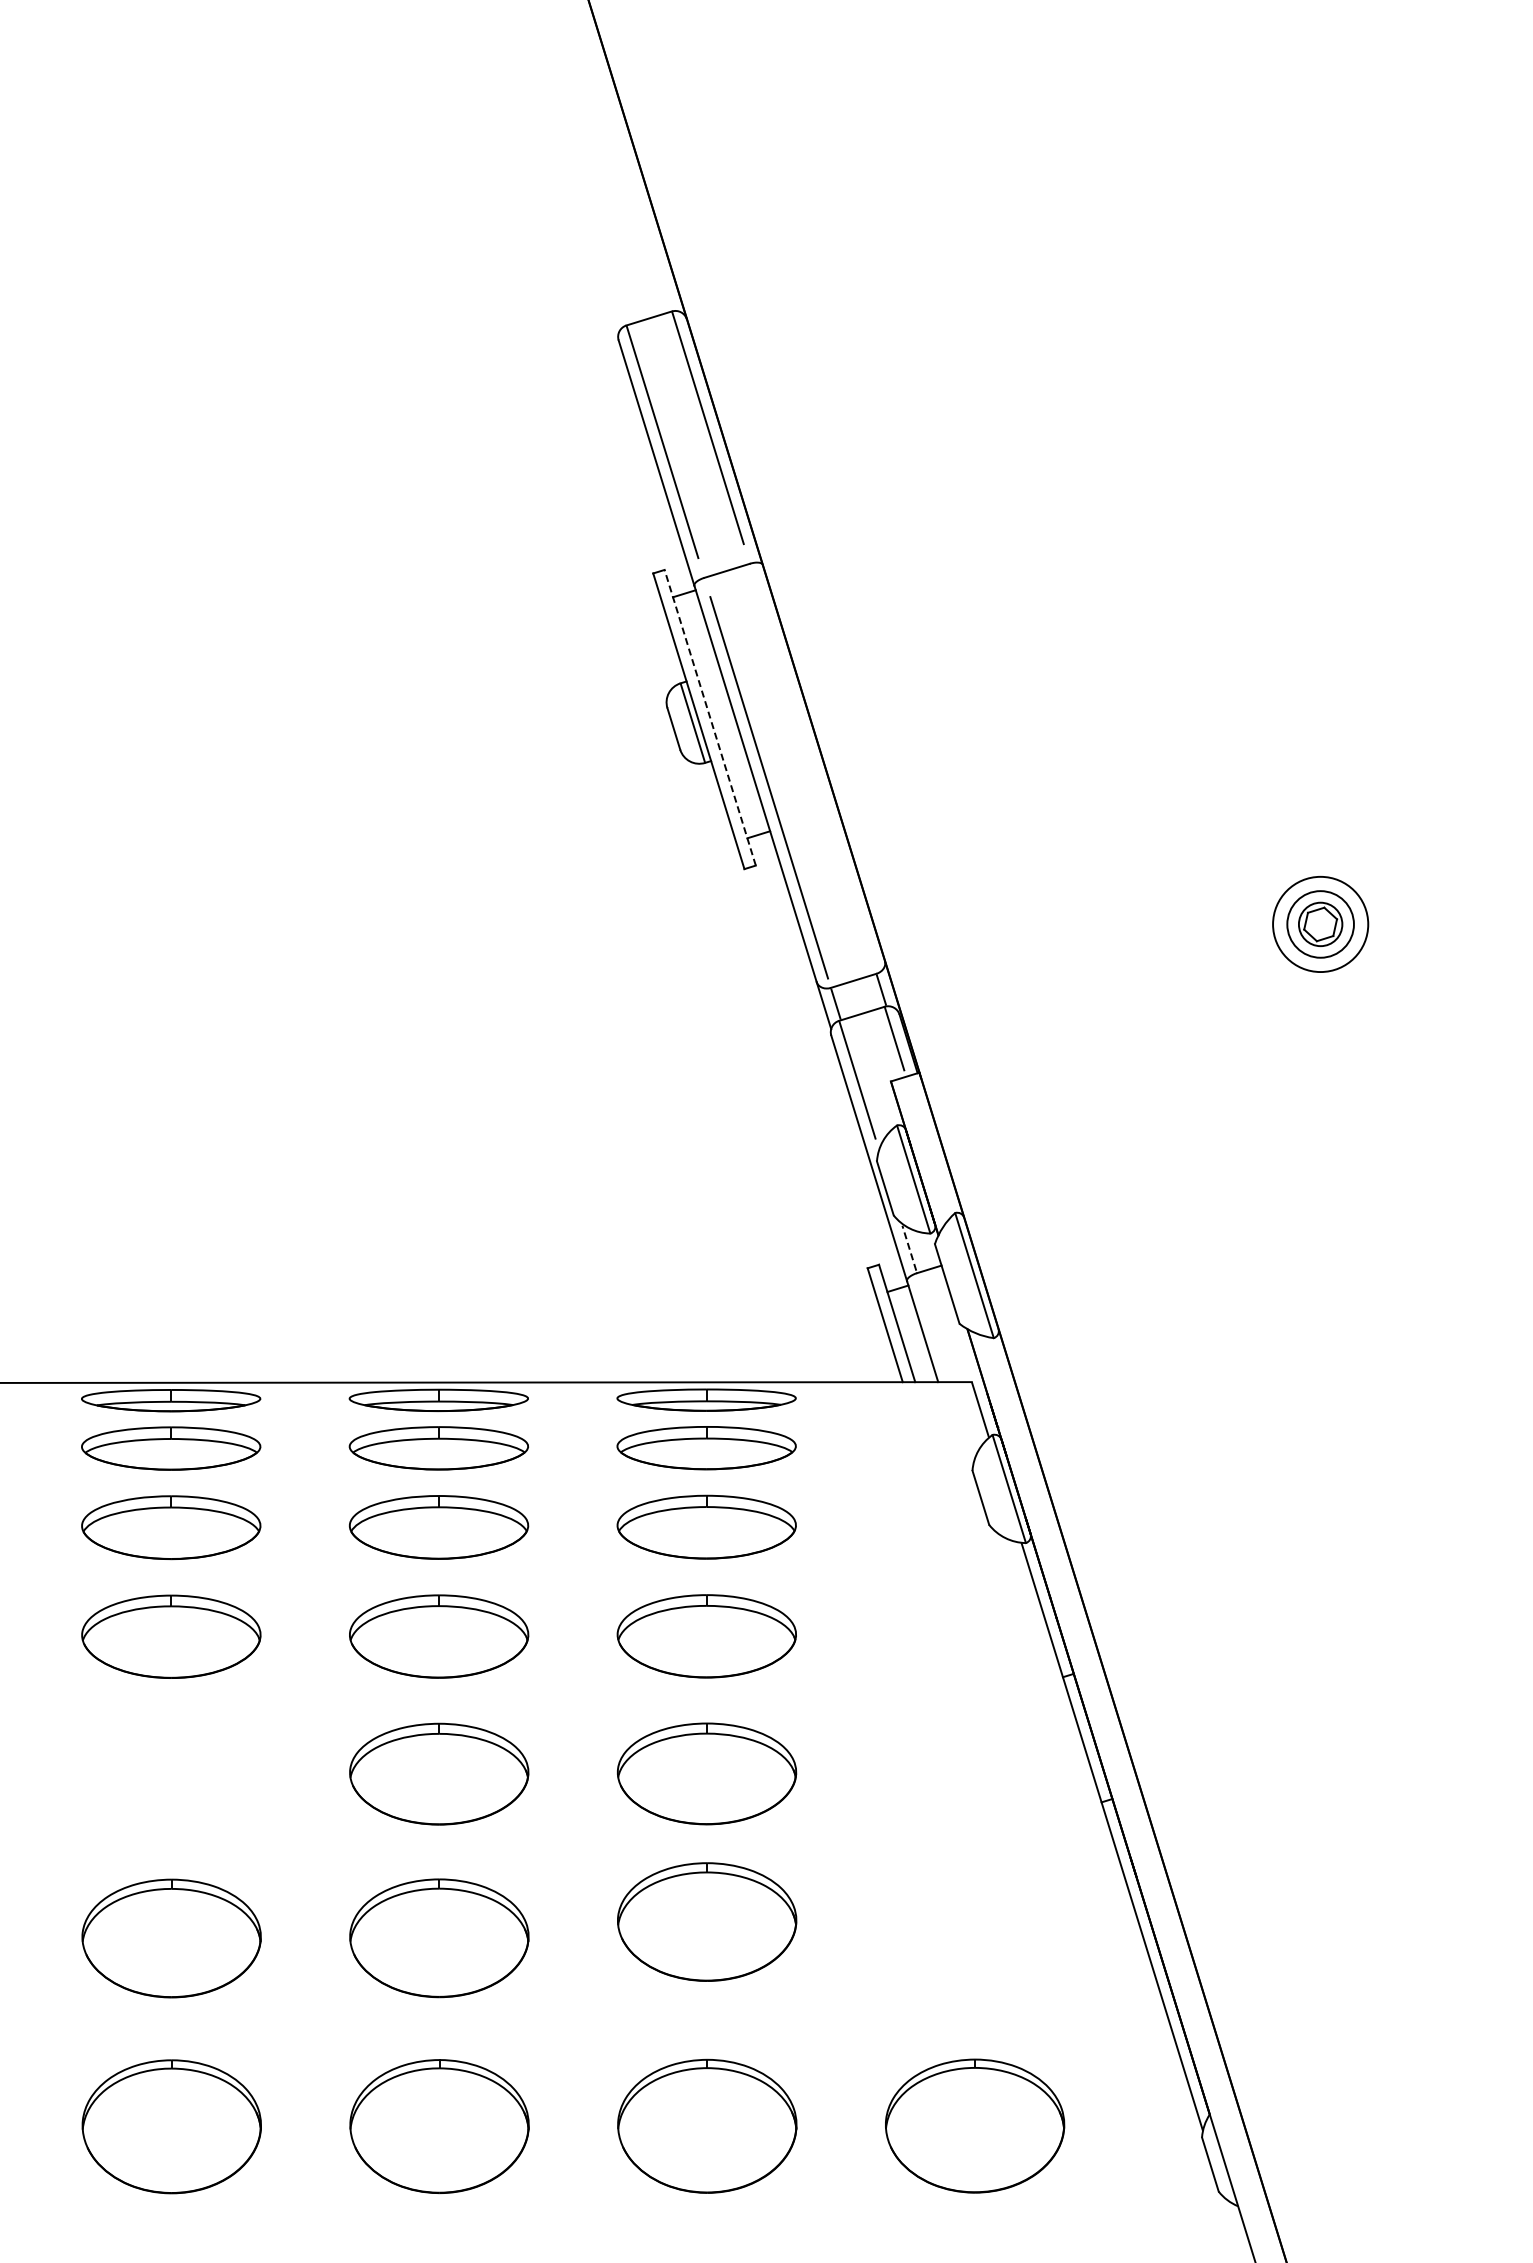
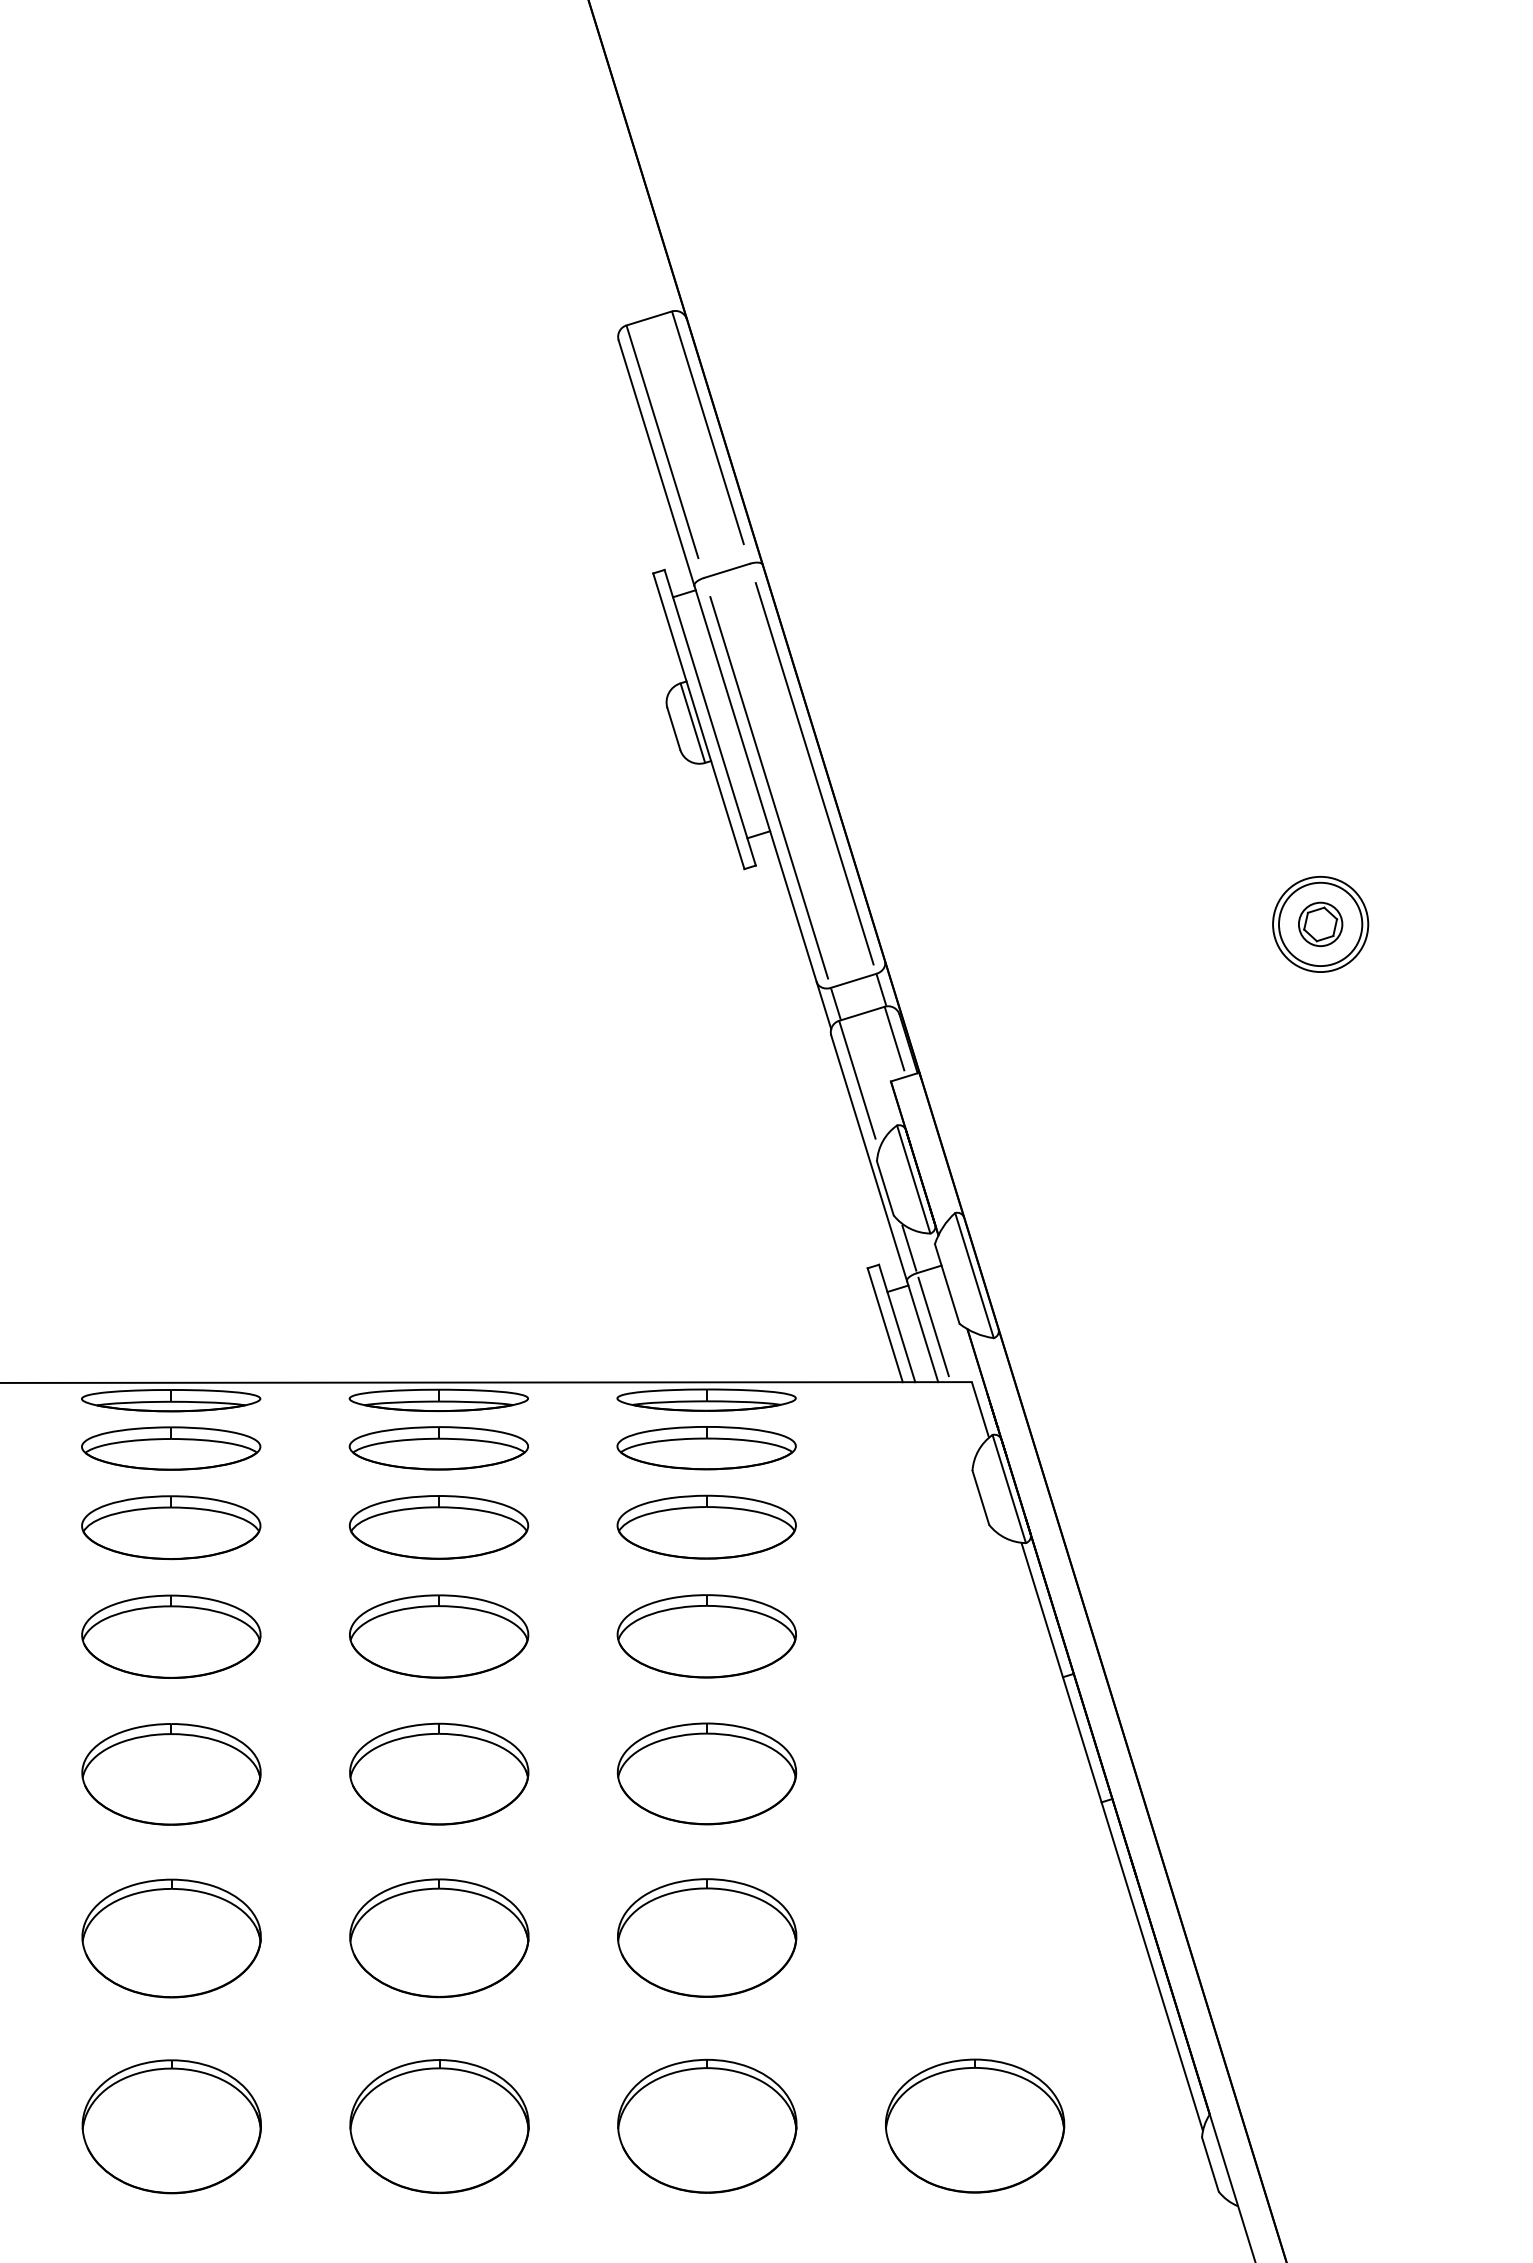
line: dashed -> solid (710, 717)
line: none -> present (814, 773)
circle diameter: 67 px -> 83 px (1320, 924)
line: dashed -> solid (909, 1247)
line: none -> present (933, 1326)
part: none -> present (171, 1774)
part position: (707, 1921) -> (707, 1937) (707, 1937)
